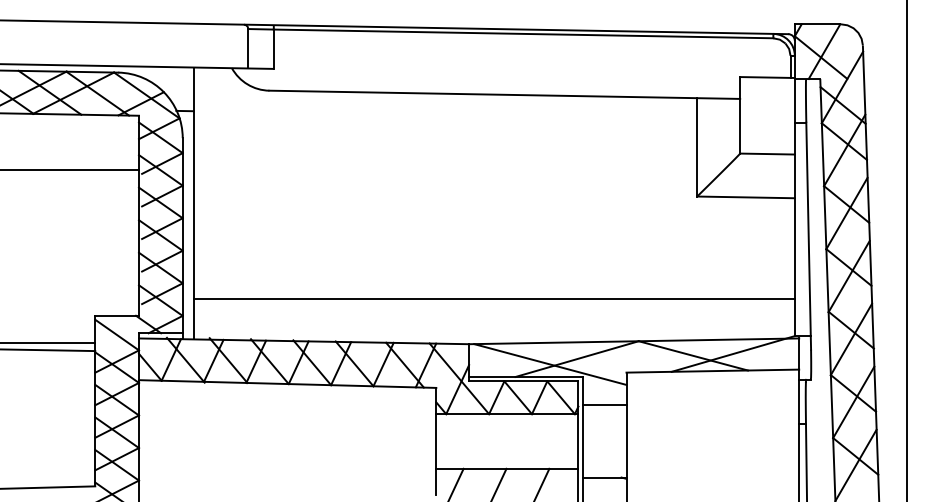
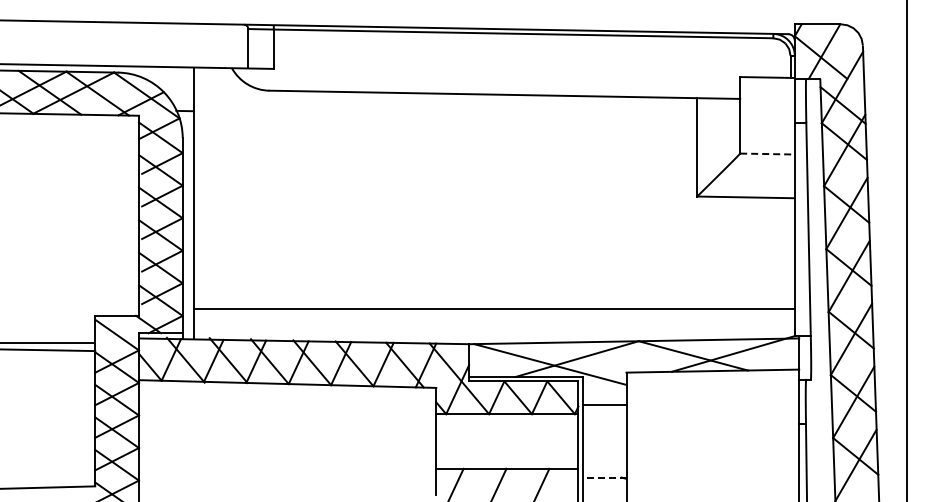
line: solid -> dashed (767, 154)
line: present -> none (70, 169)
line position: (493, 299) -> (493, 309) (493, 309)
line: solid -> dashed (604, 477)
